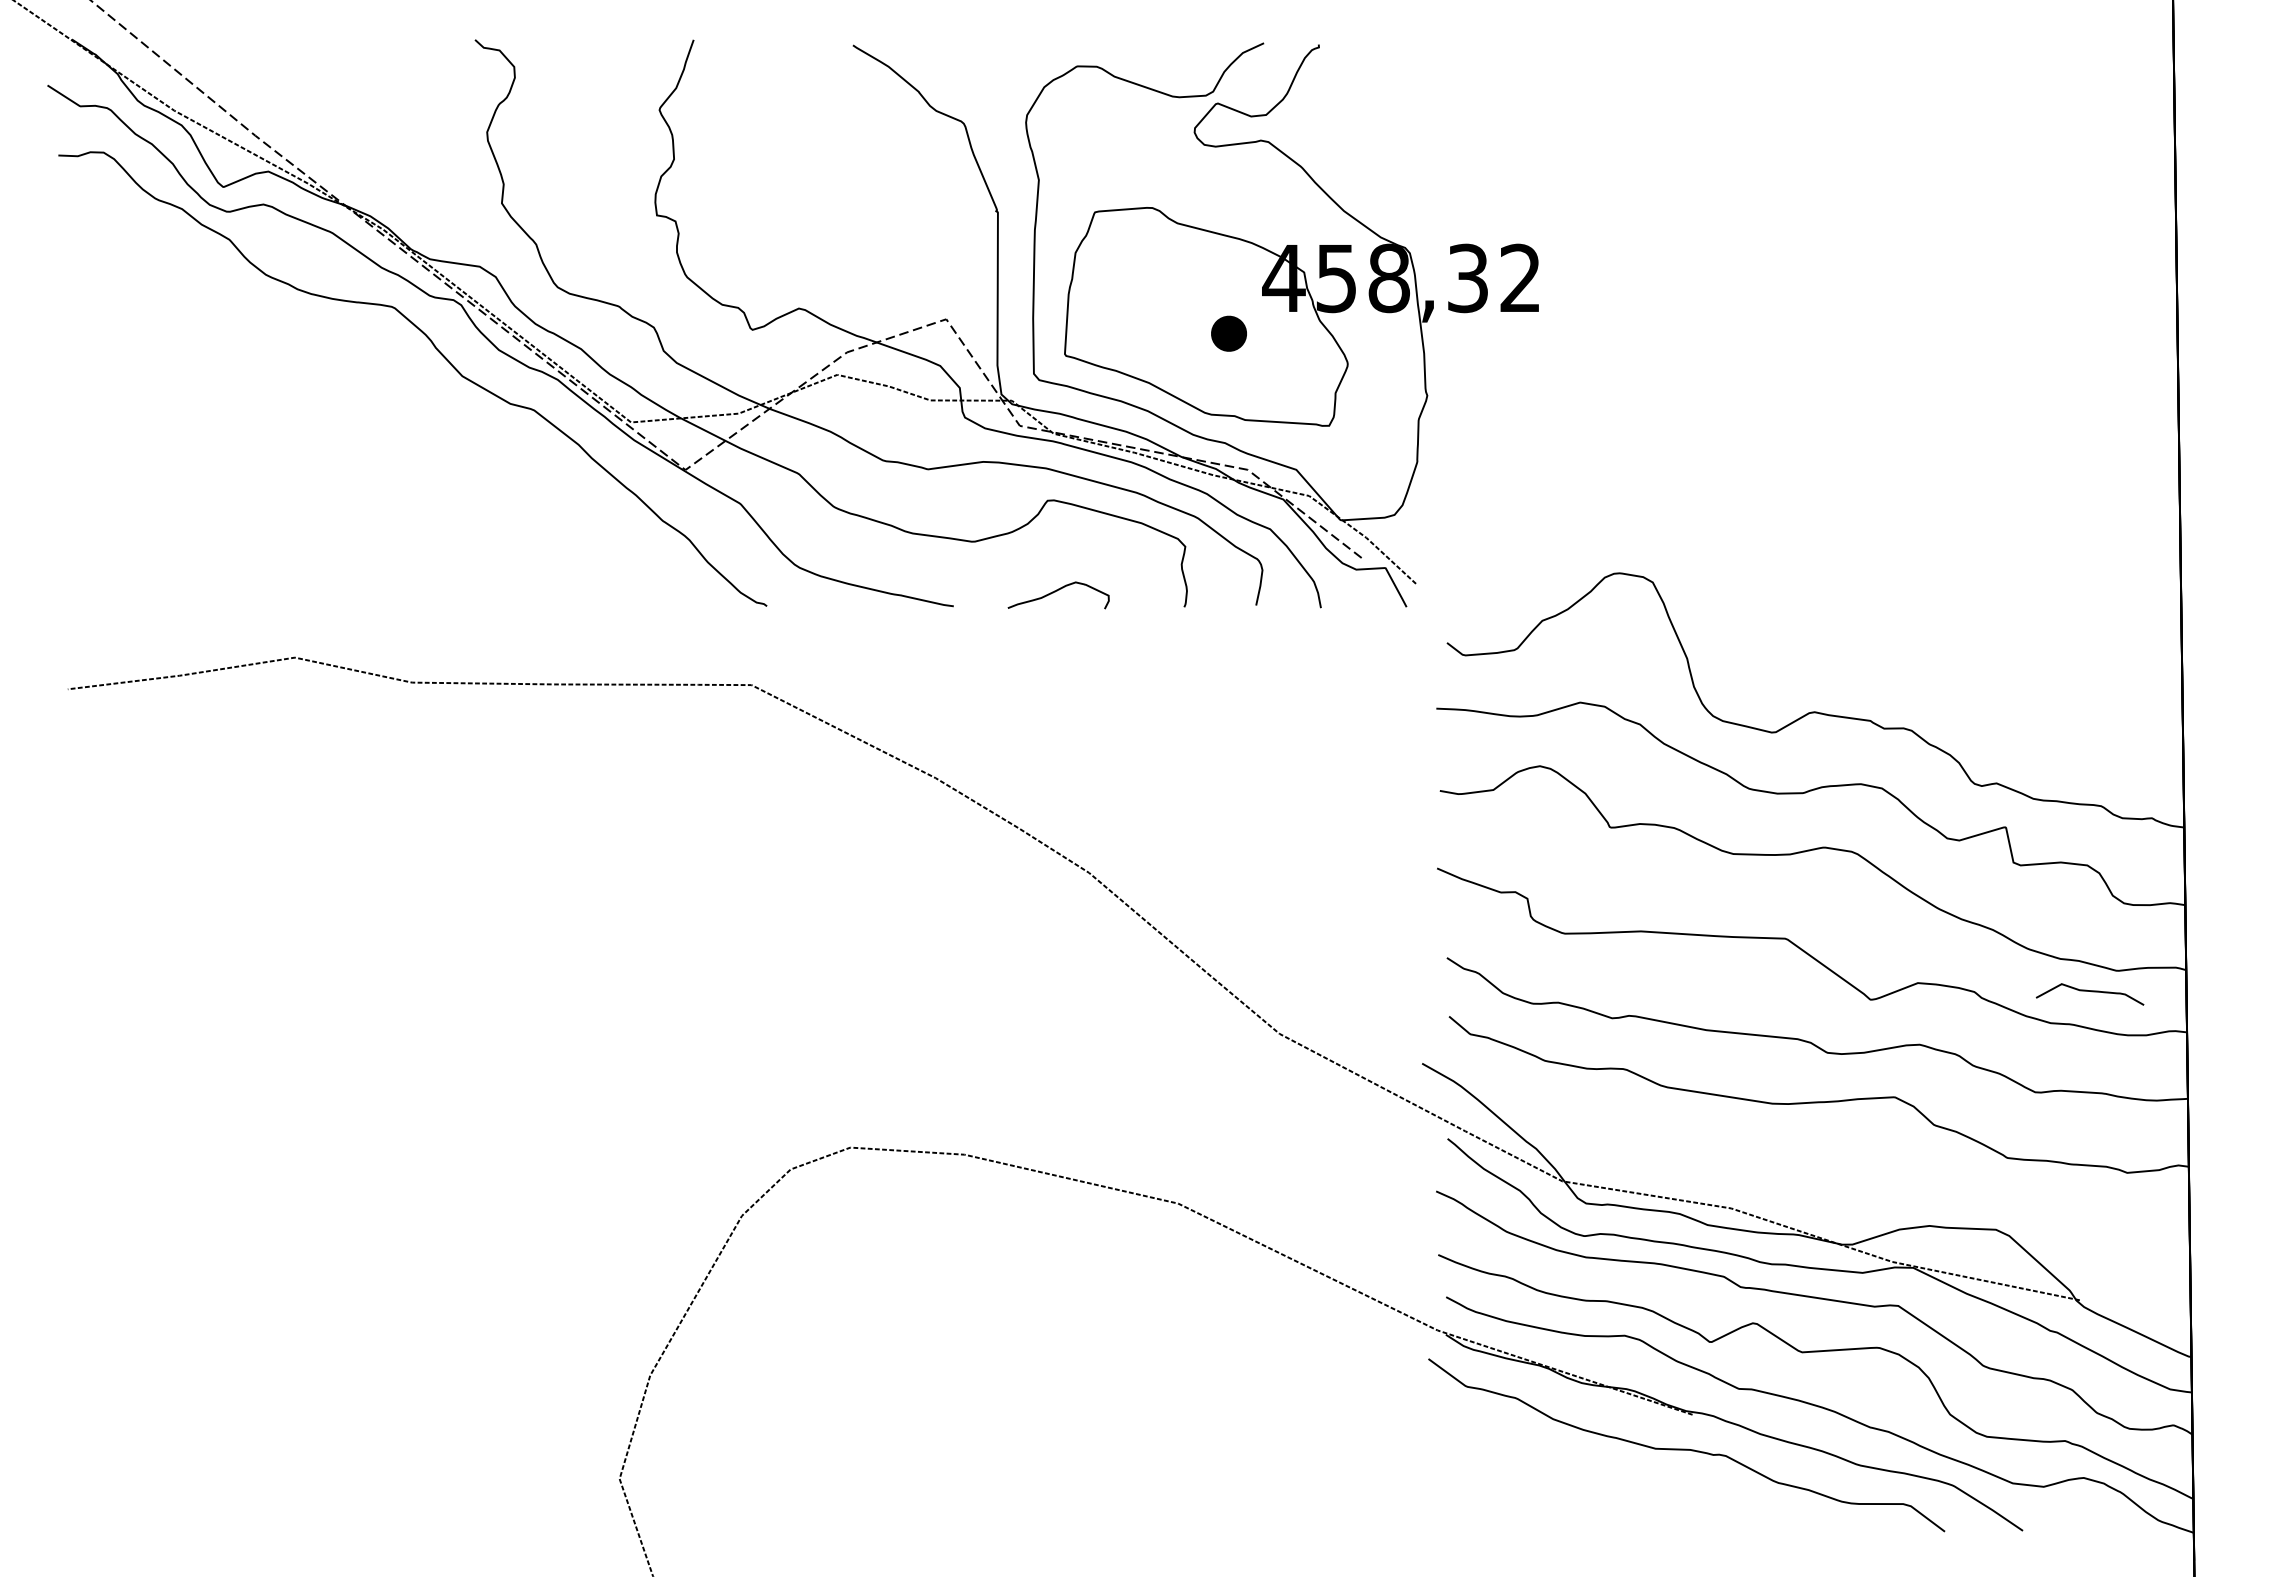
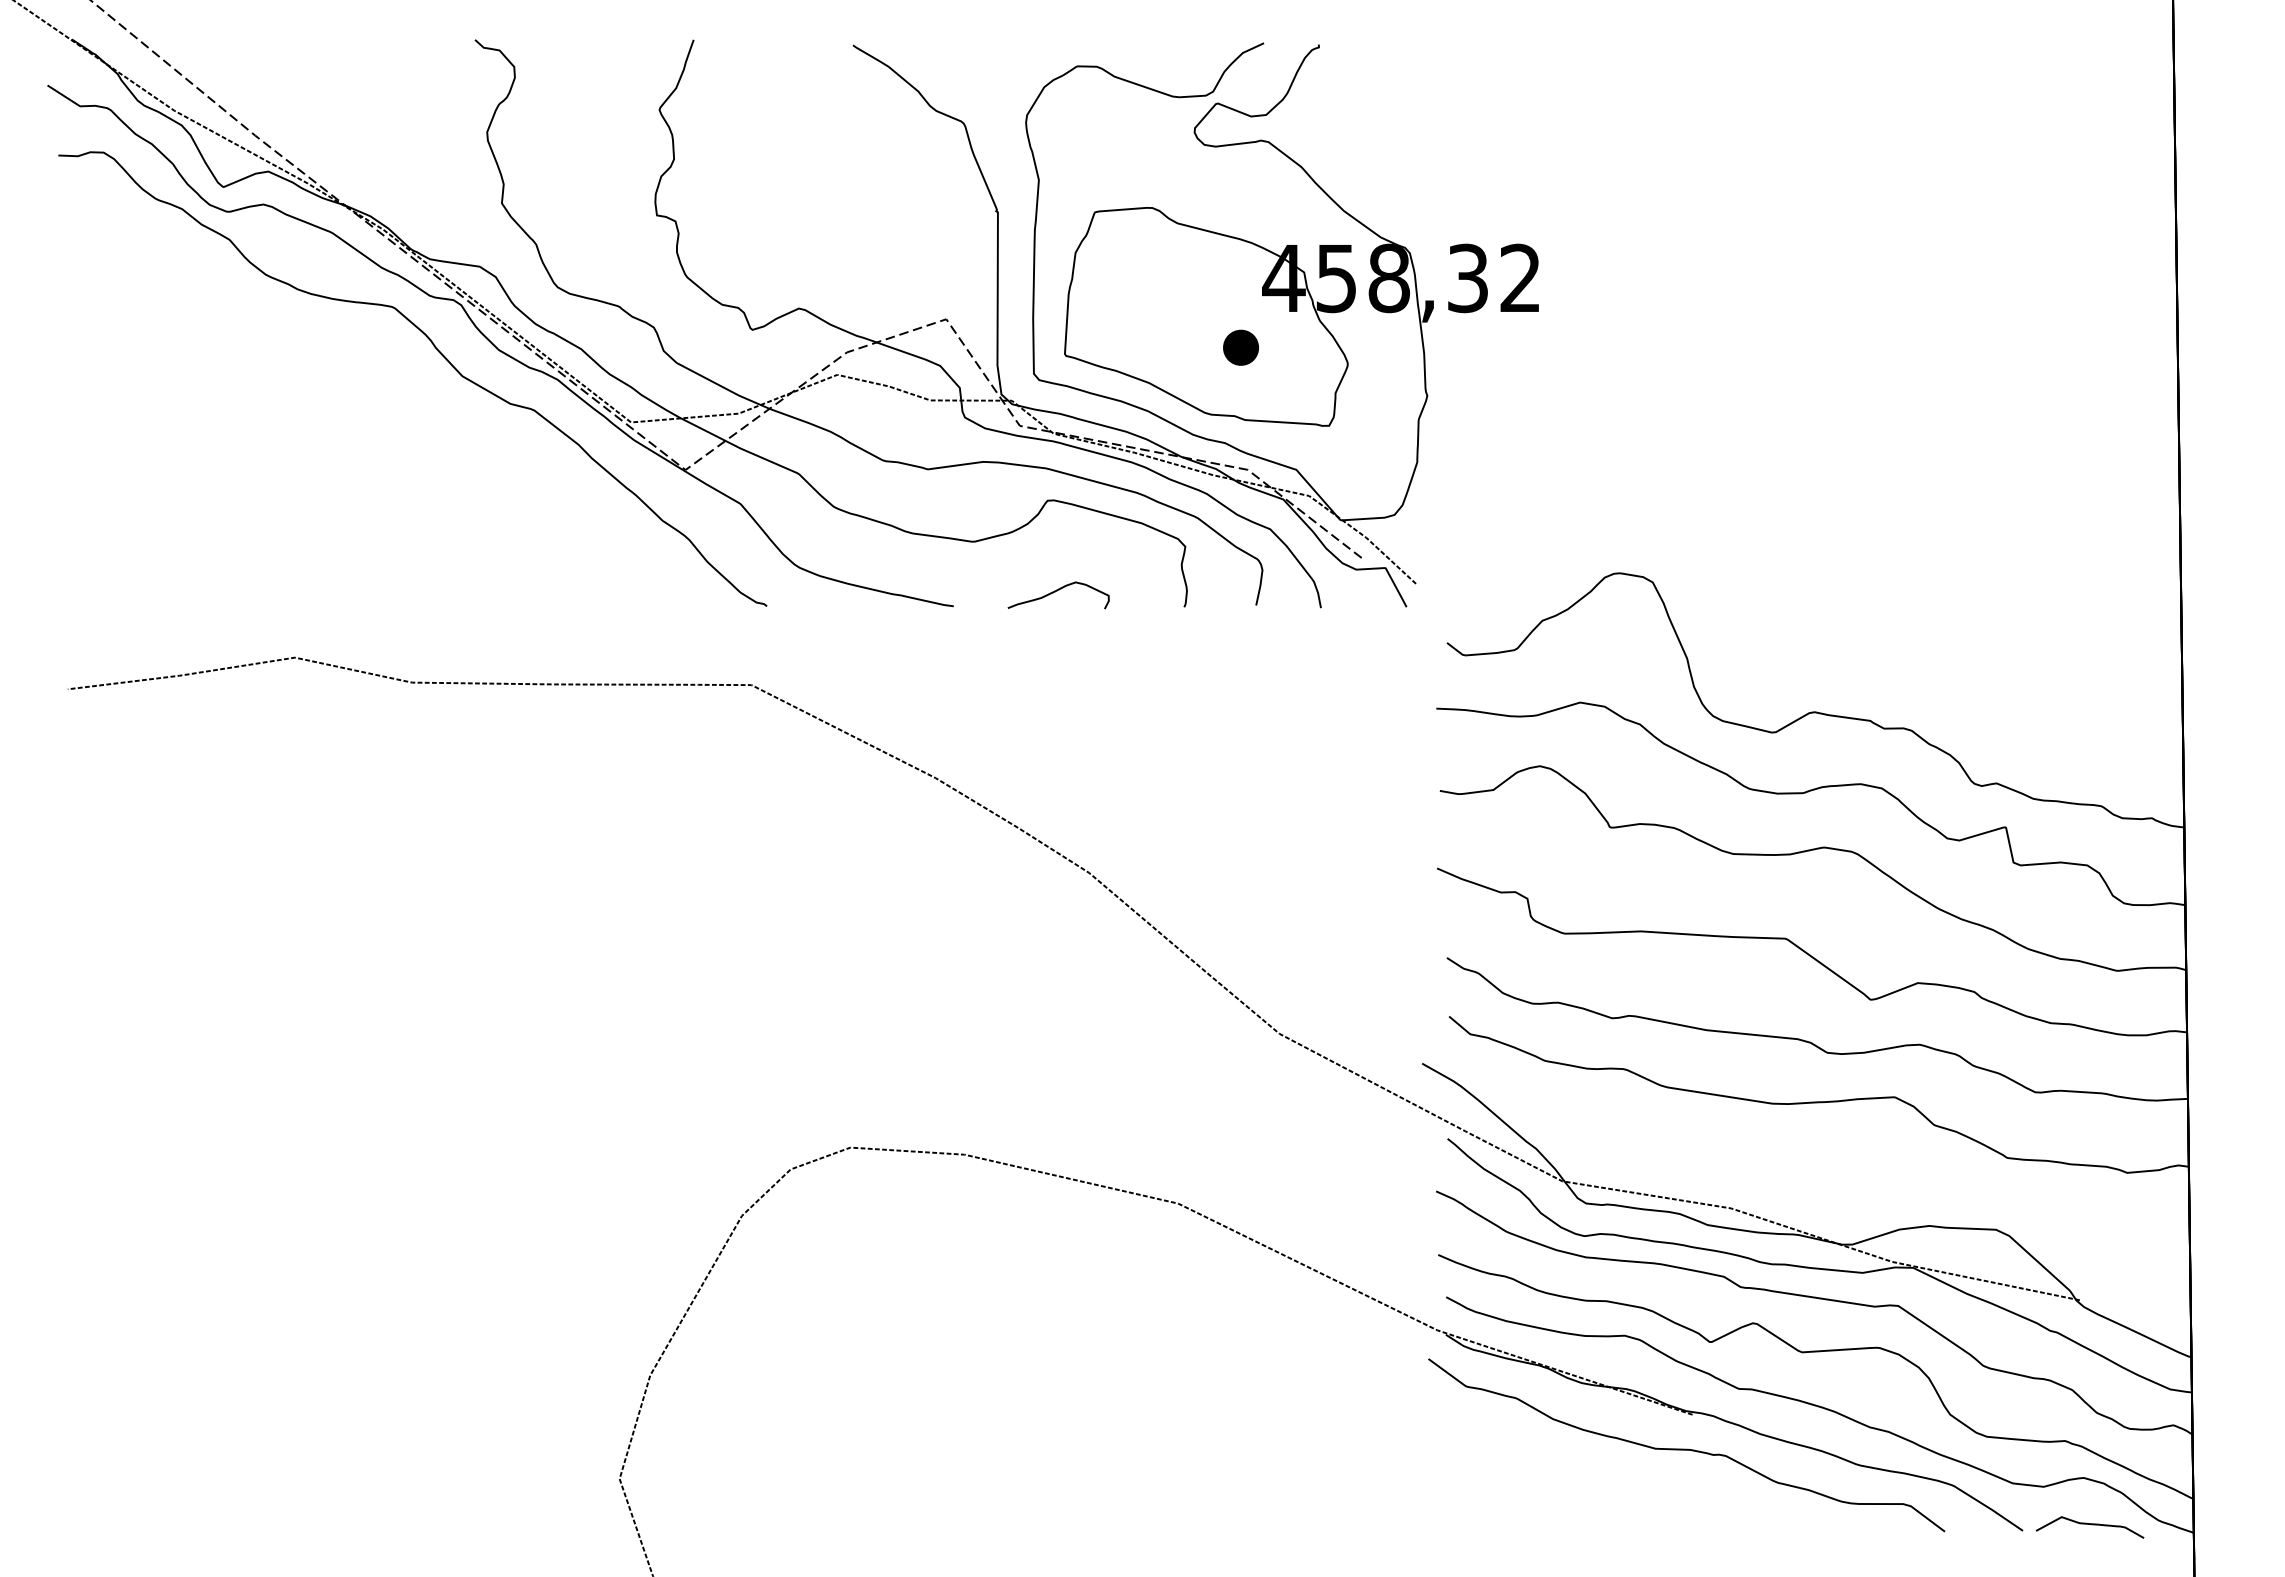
part position: (1228, 333) -> (1240, 347) (1240, 347)
curve position: (2091, 992) -> (2091, 1525) (2091, 1525)
